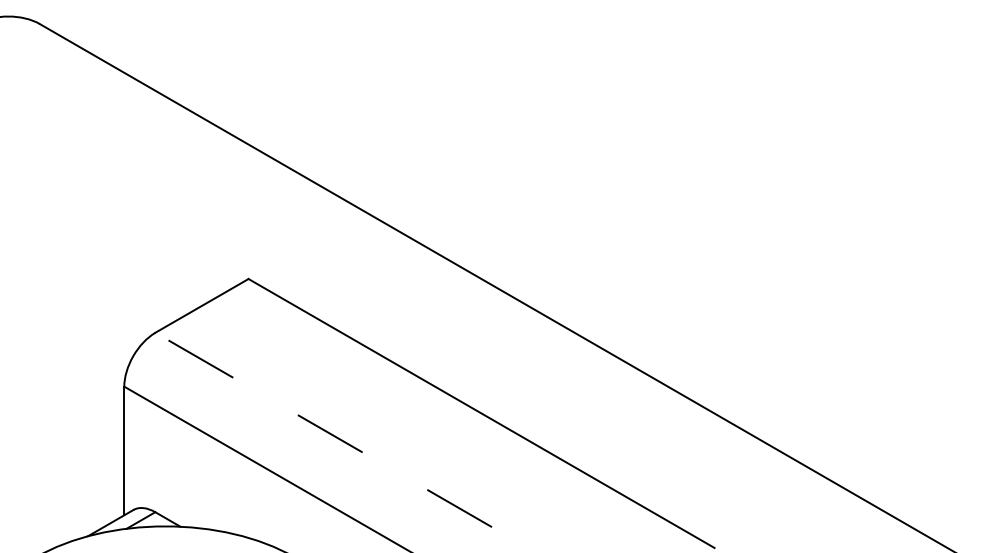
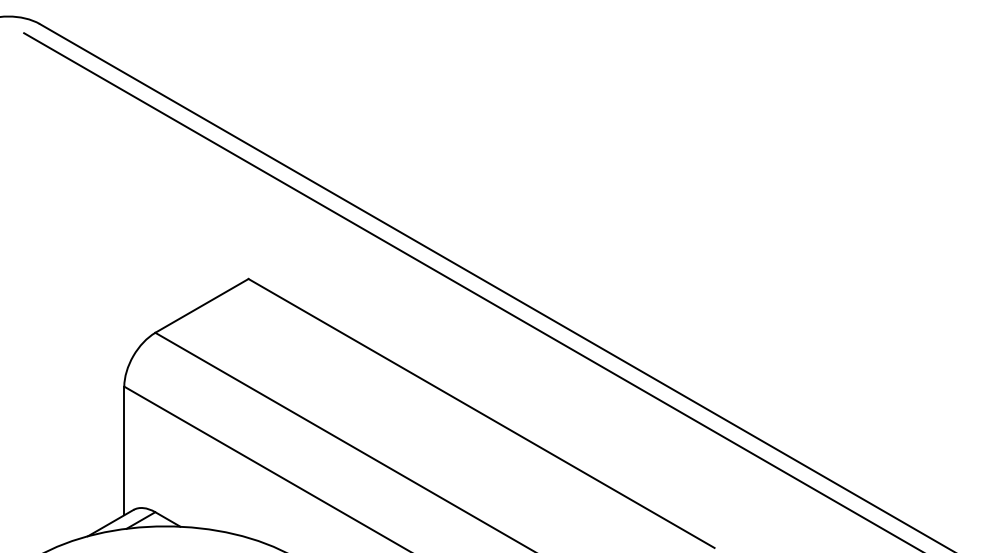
line: none -> present (471, 291)
line: dashed -> solid (345, 442)
